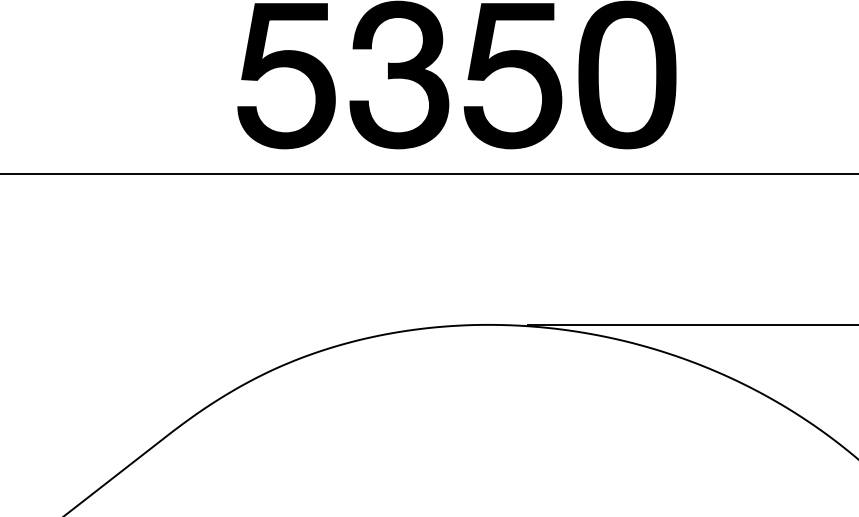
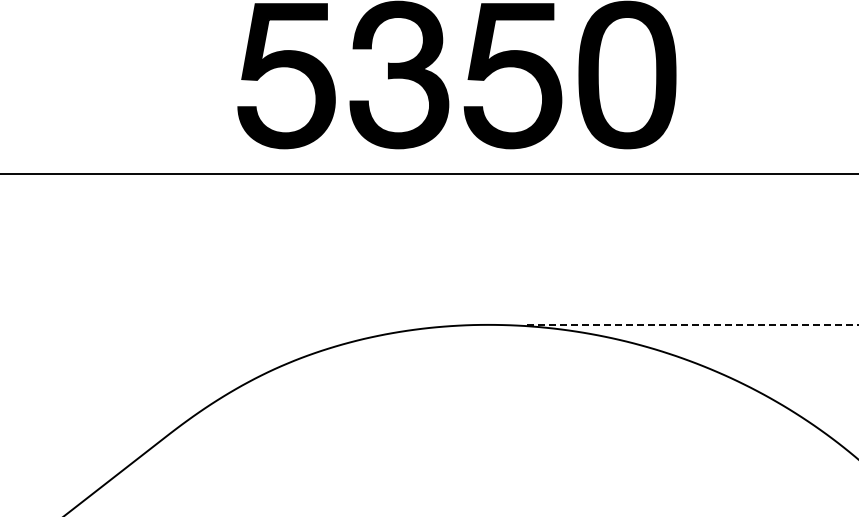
line: solid -> dashed (692, 324)
